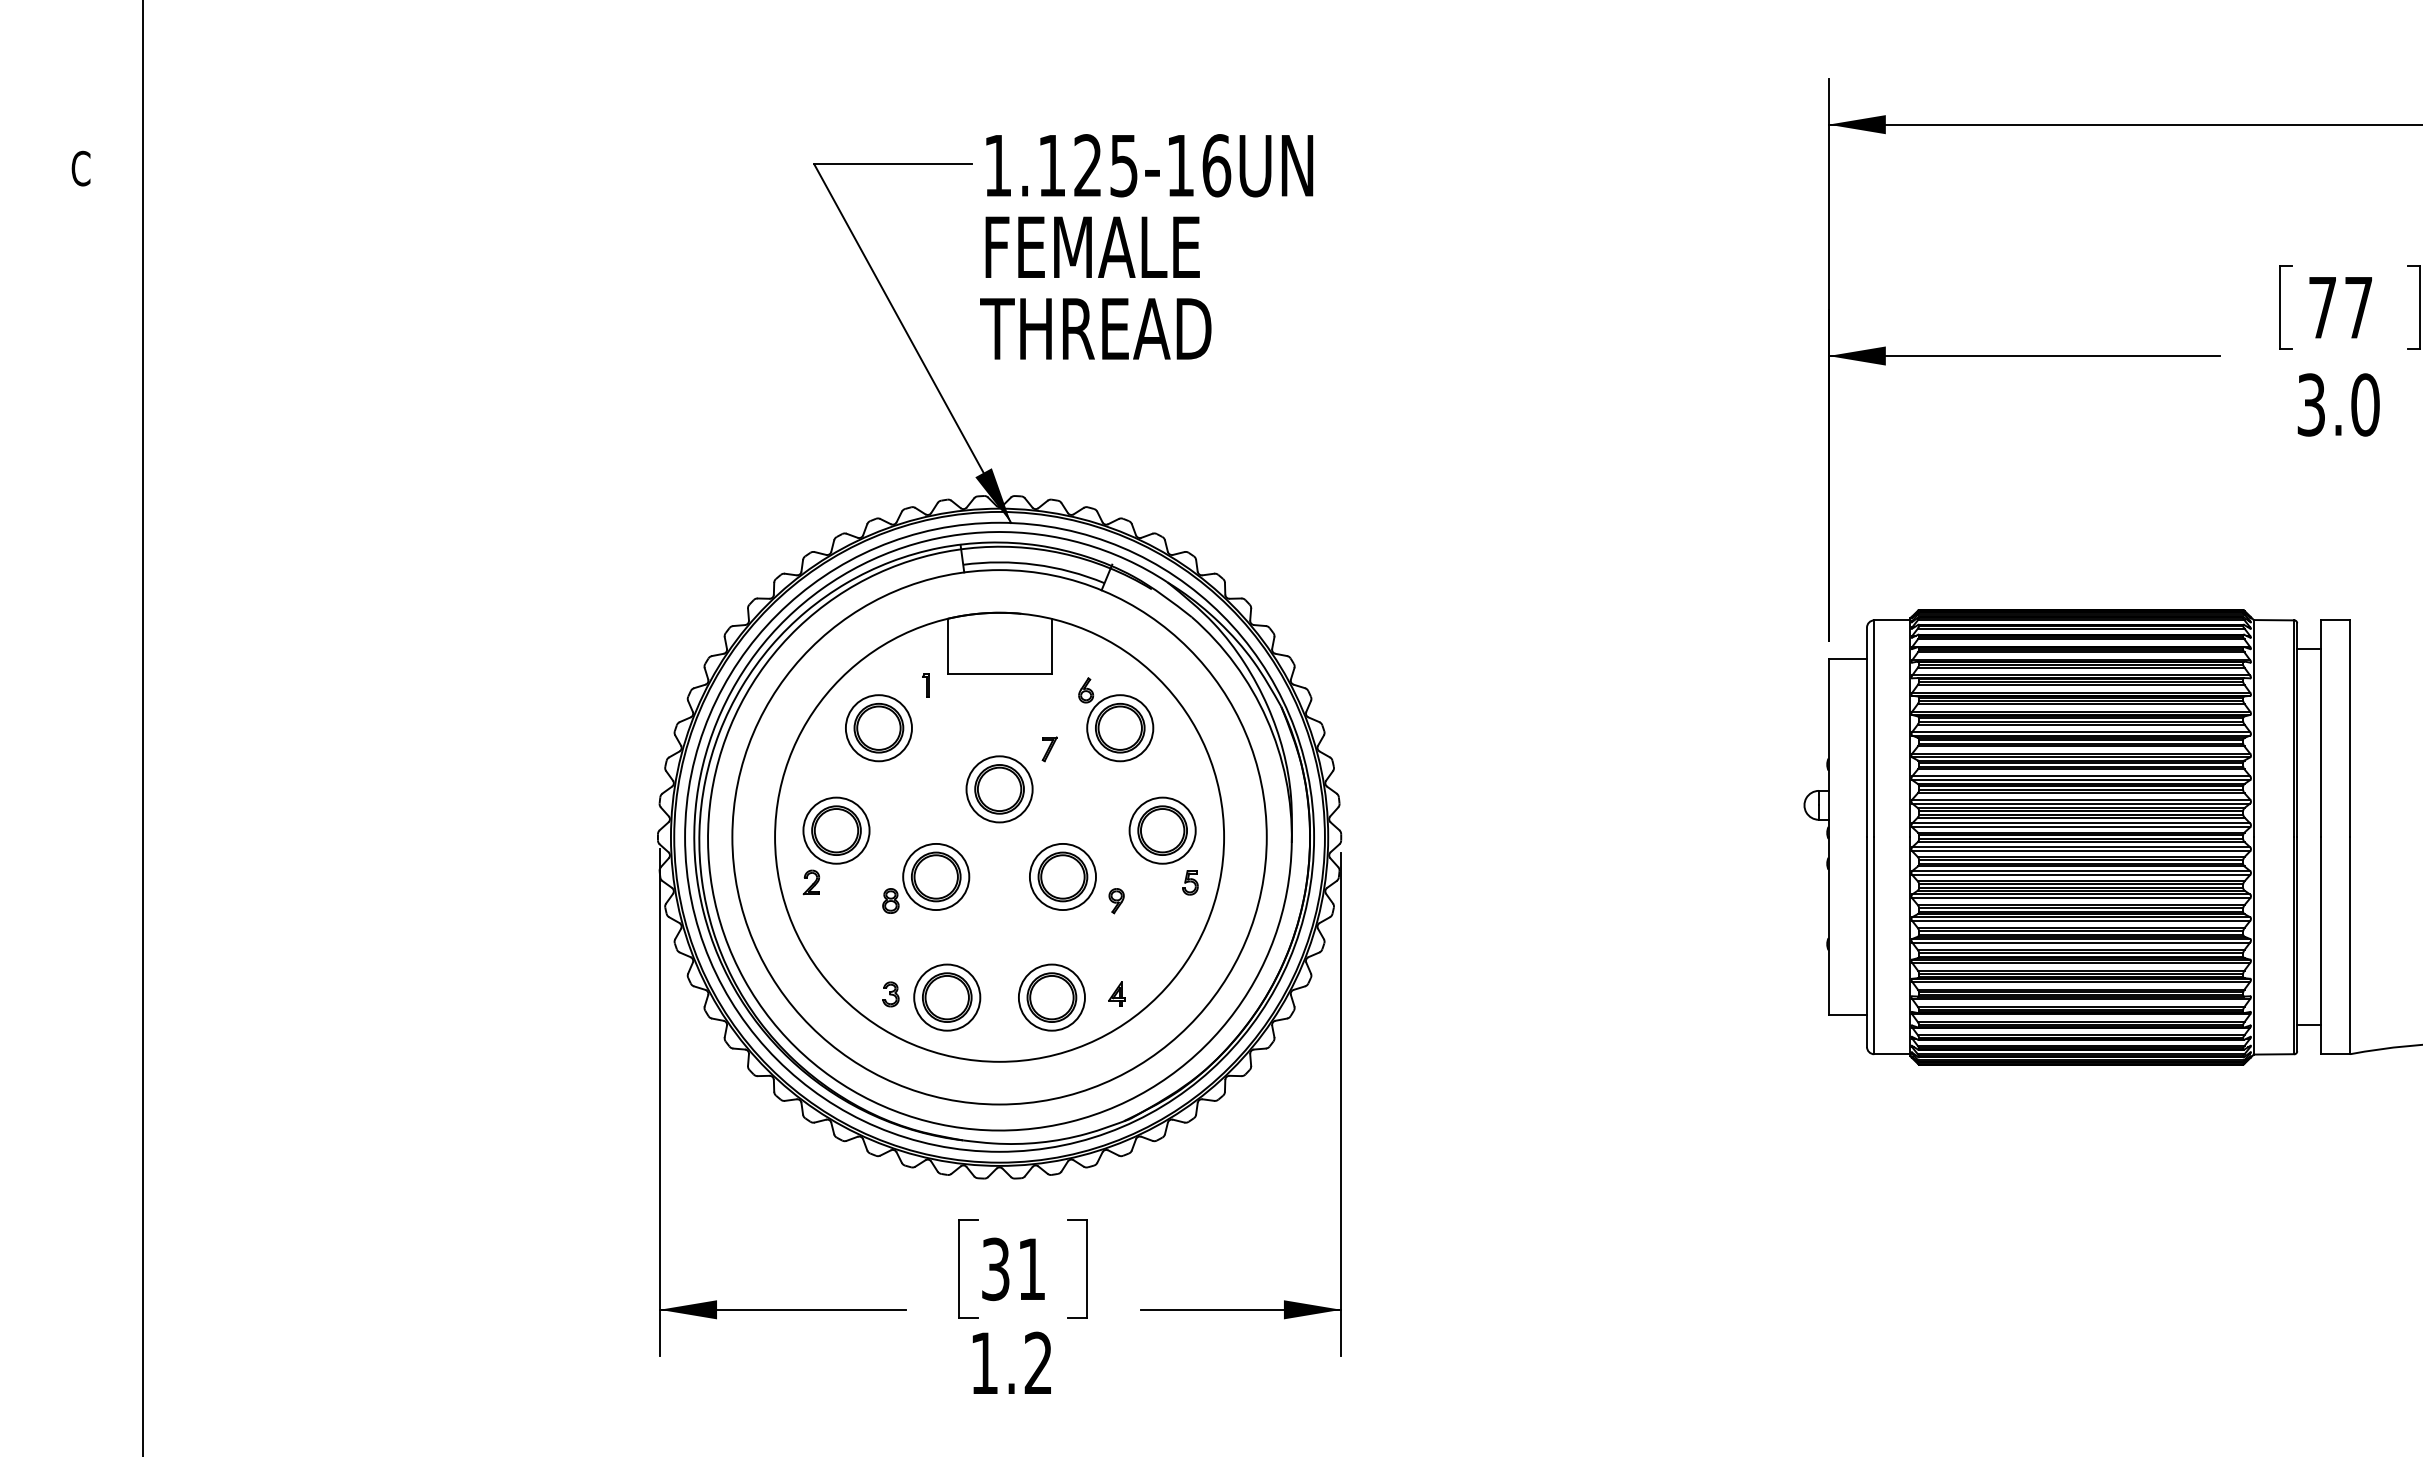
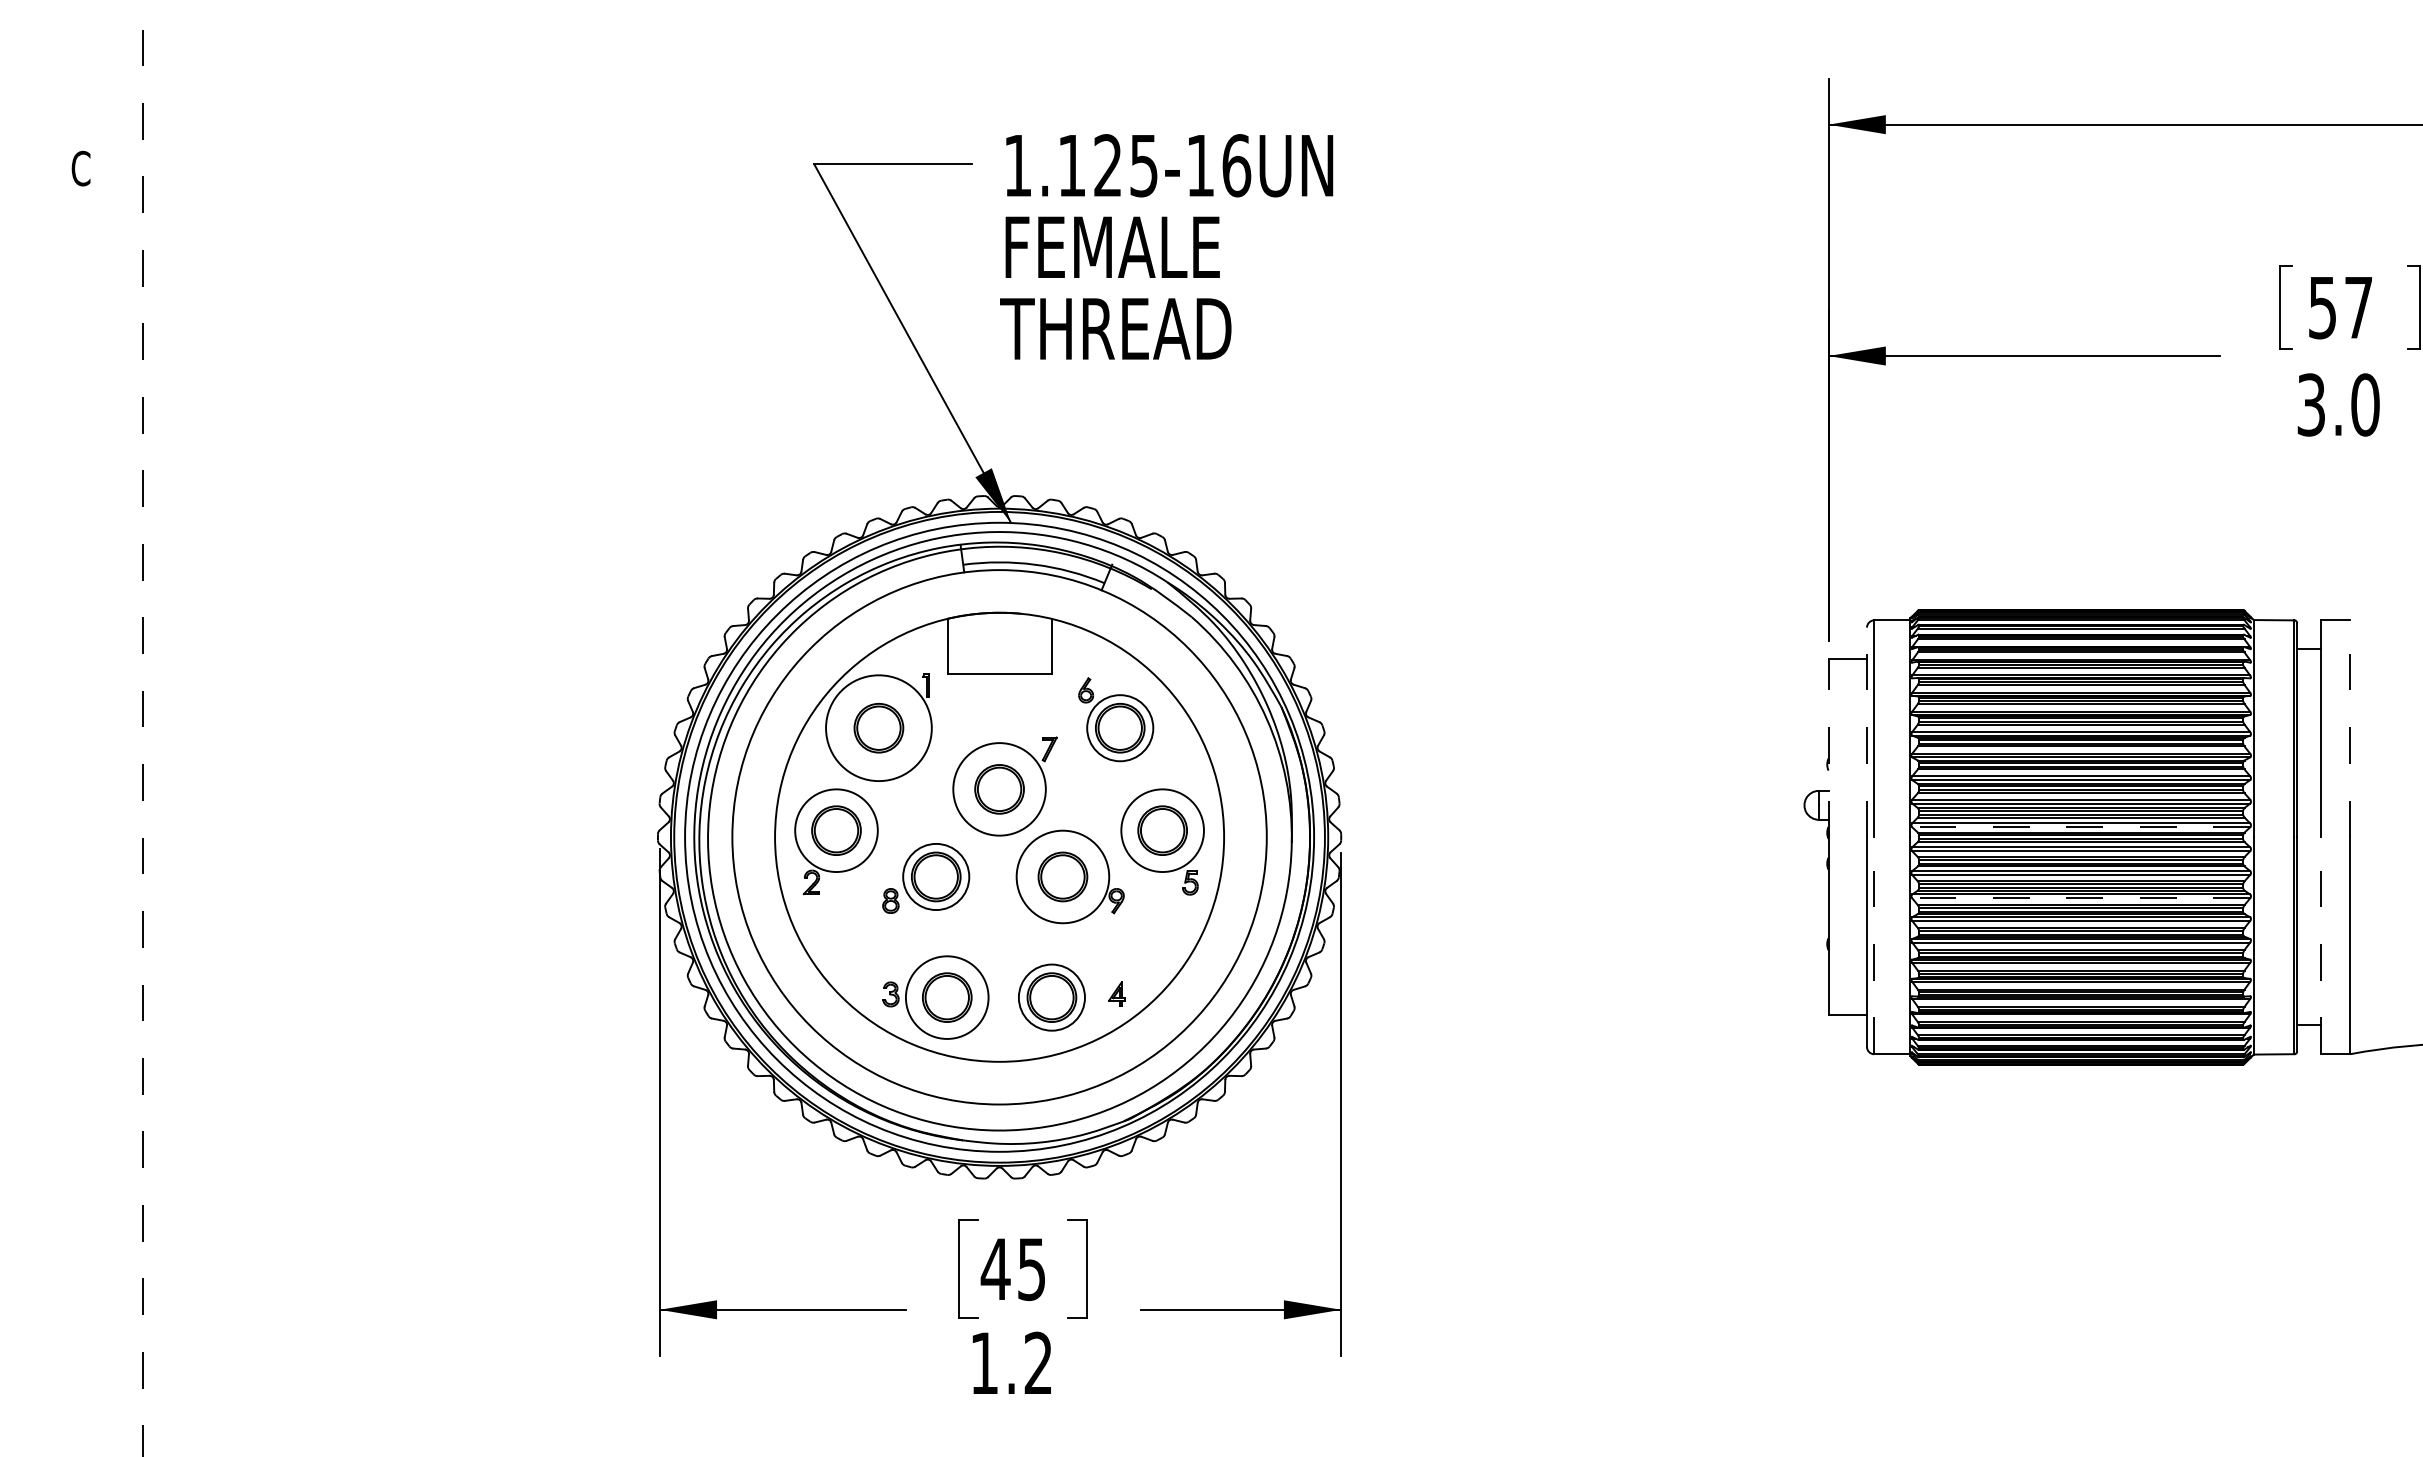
text position: (1146, 246) -> (1166, 246) (1166, 246)
text: 77 -> 57 (2322, 308)
line: solid -> dashed (143, 728)
circle diameter: 66 px -> 106 px (878, 728)
line: solid -> dashed (2350, 728)
line: solid -> dashed (1867, 732)
line: solid -> dashed (1828, 747)
circle diameter: 66 px -> 93 px (999, 789)
line: solid -> dashed (2081, 827)
circle diameter: 66 px -> 83 px (836, 830)
circle diameter: 66 px -> 83 px (1162, 830)
circle diameter: 66 px -> 93 px (1062, 876)
line: solid -> dashed (2081, 898)
line: solid -> dashed (1874, 945)
line: solid -> dashed (2321, 945)
circle diameter: 66 px -> 83 px (946, 997)
text: 31 -> 45 (1012, 1269)
